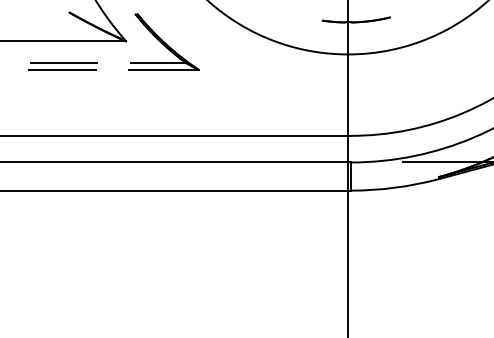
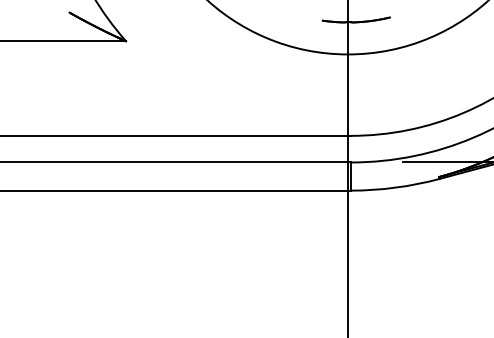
part: present -> none (163, 41)
line: present -> none (63, 63)
line: present -> none (61, 69)
